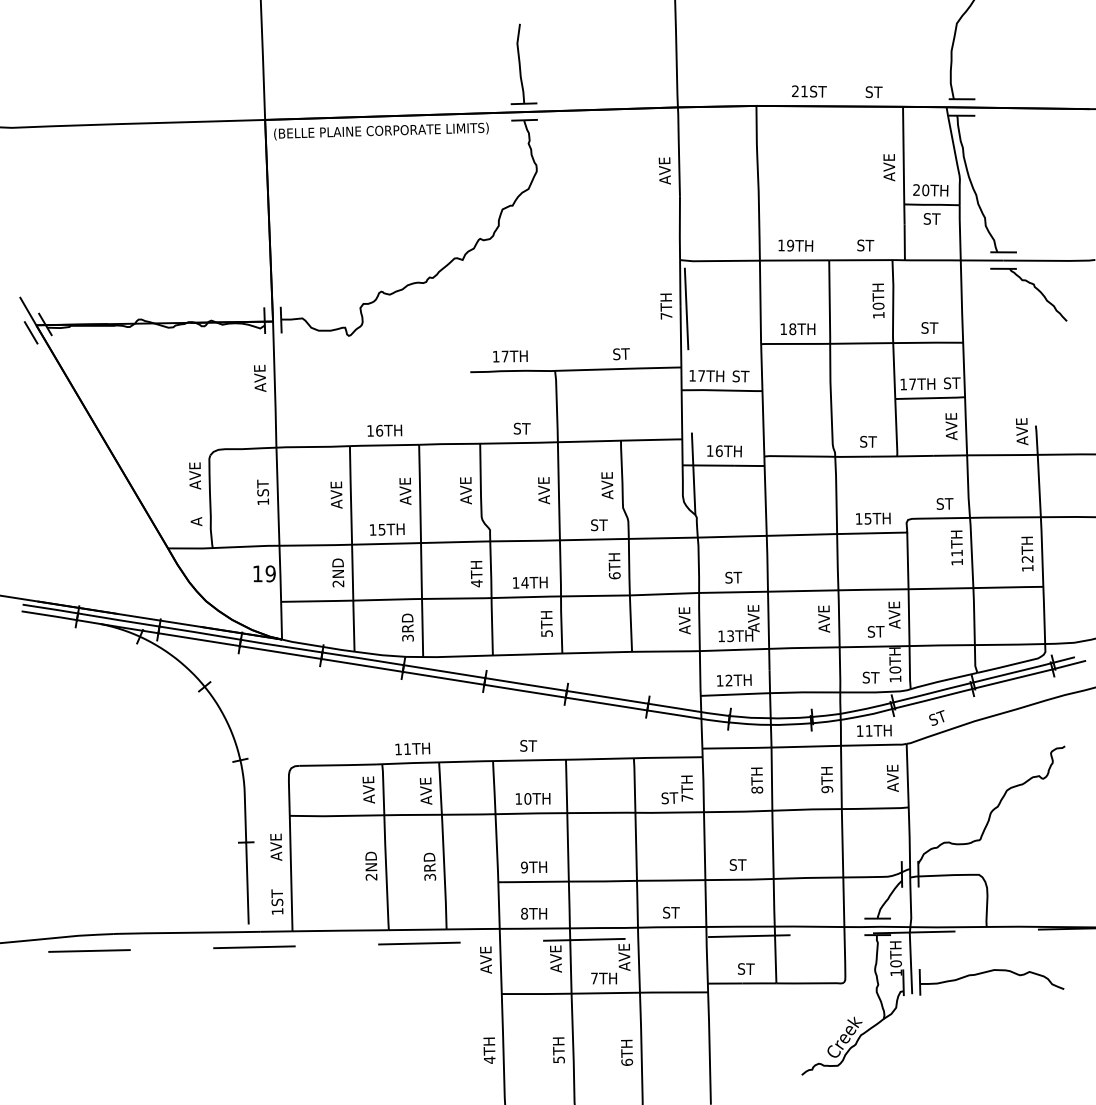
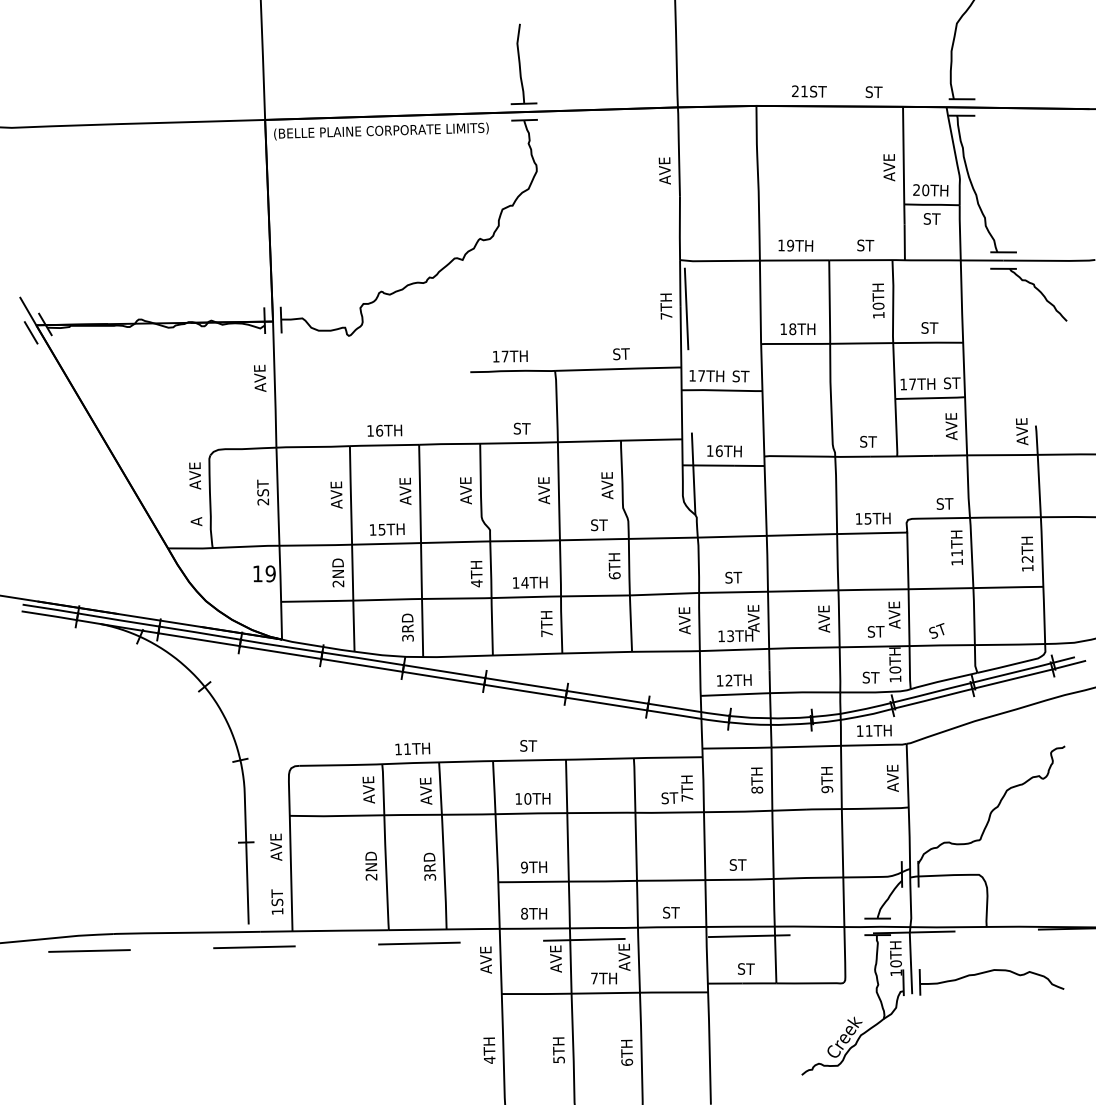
text: 1ST -> 2ST (262, 501)
text: 5TH -> 7TH (546, 633)
text position: (936, 717) -> (936, 630) (936, 630)
